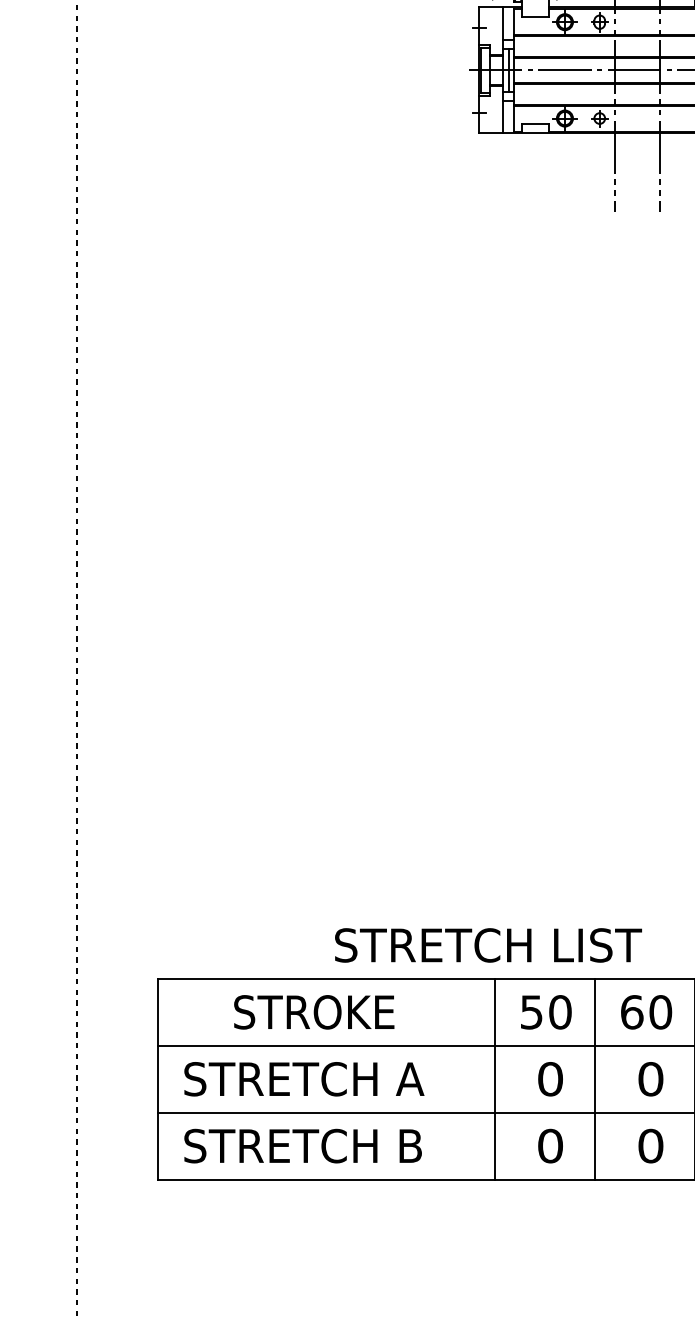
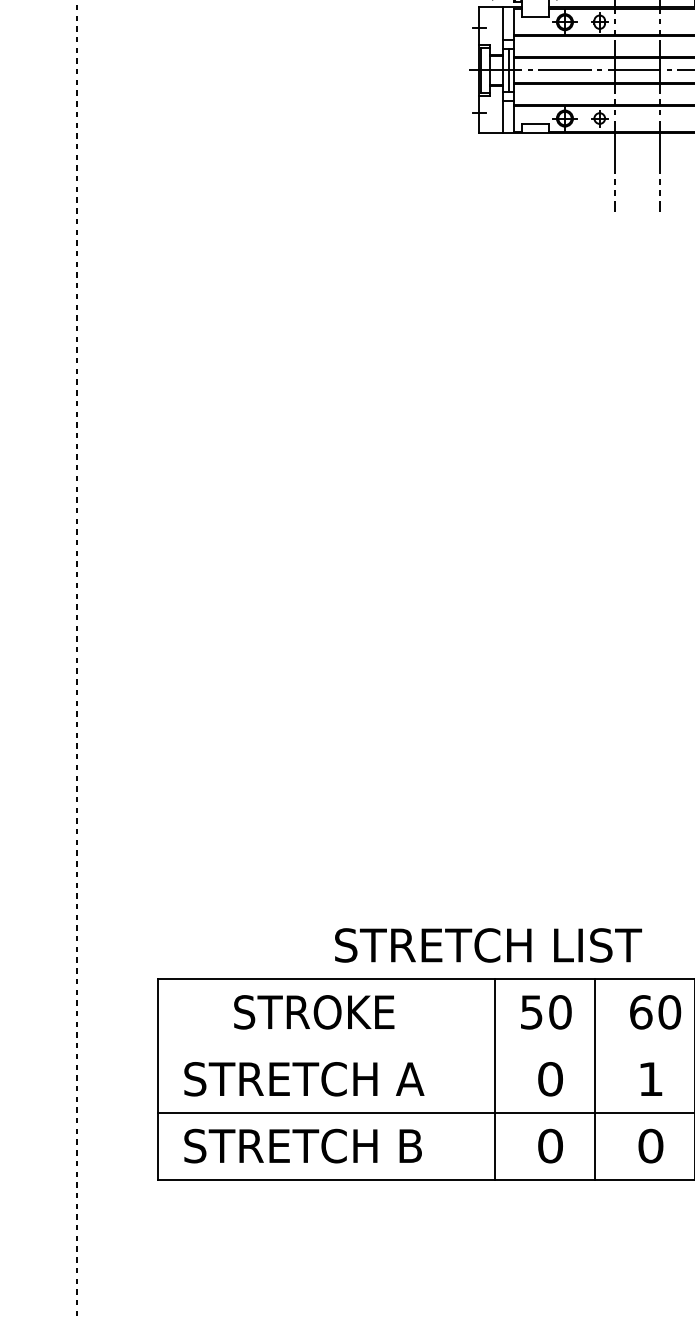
text position: (646, 1012) -> (655, 1012) (655, 1012)
line: present -> none (424, 1045)
text: 0 -> 1 (650, 1079)
